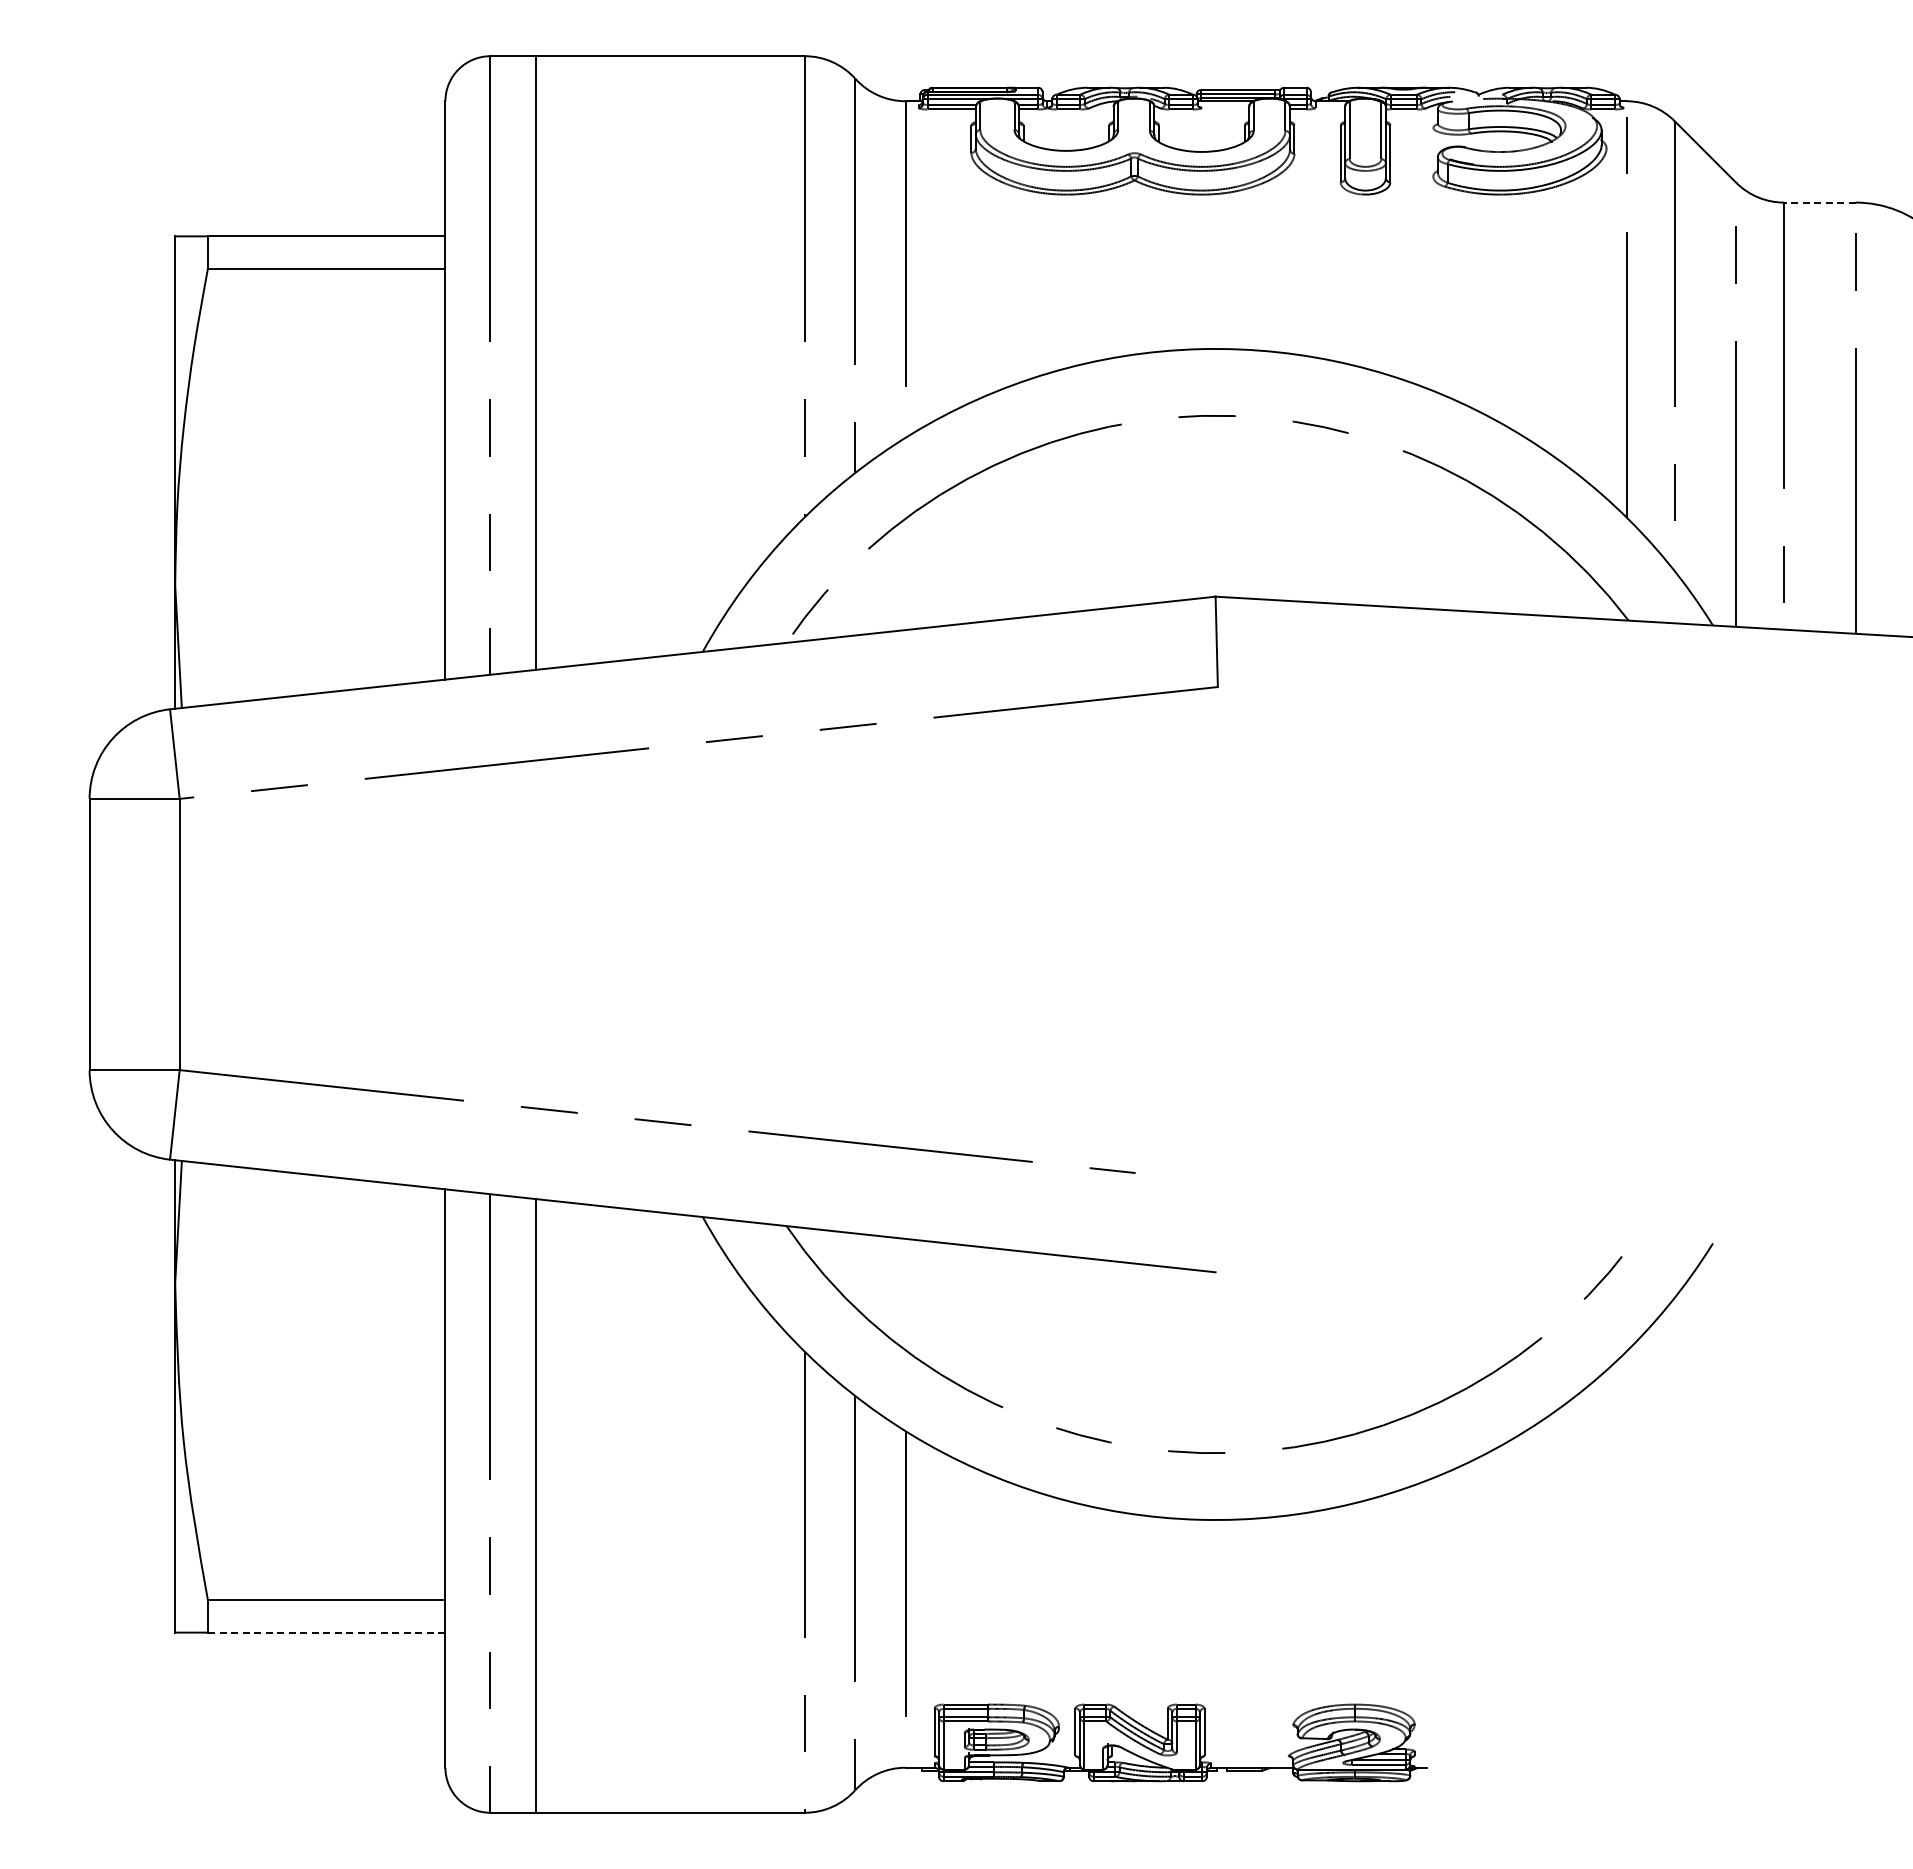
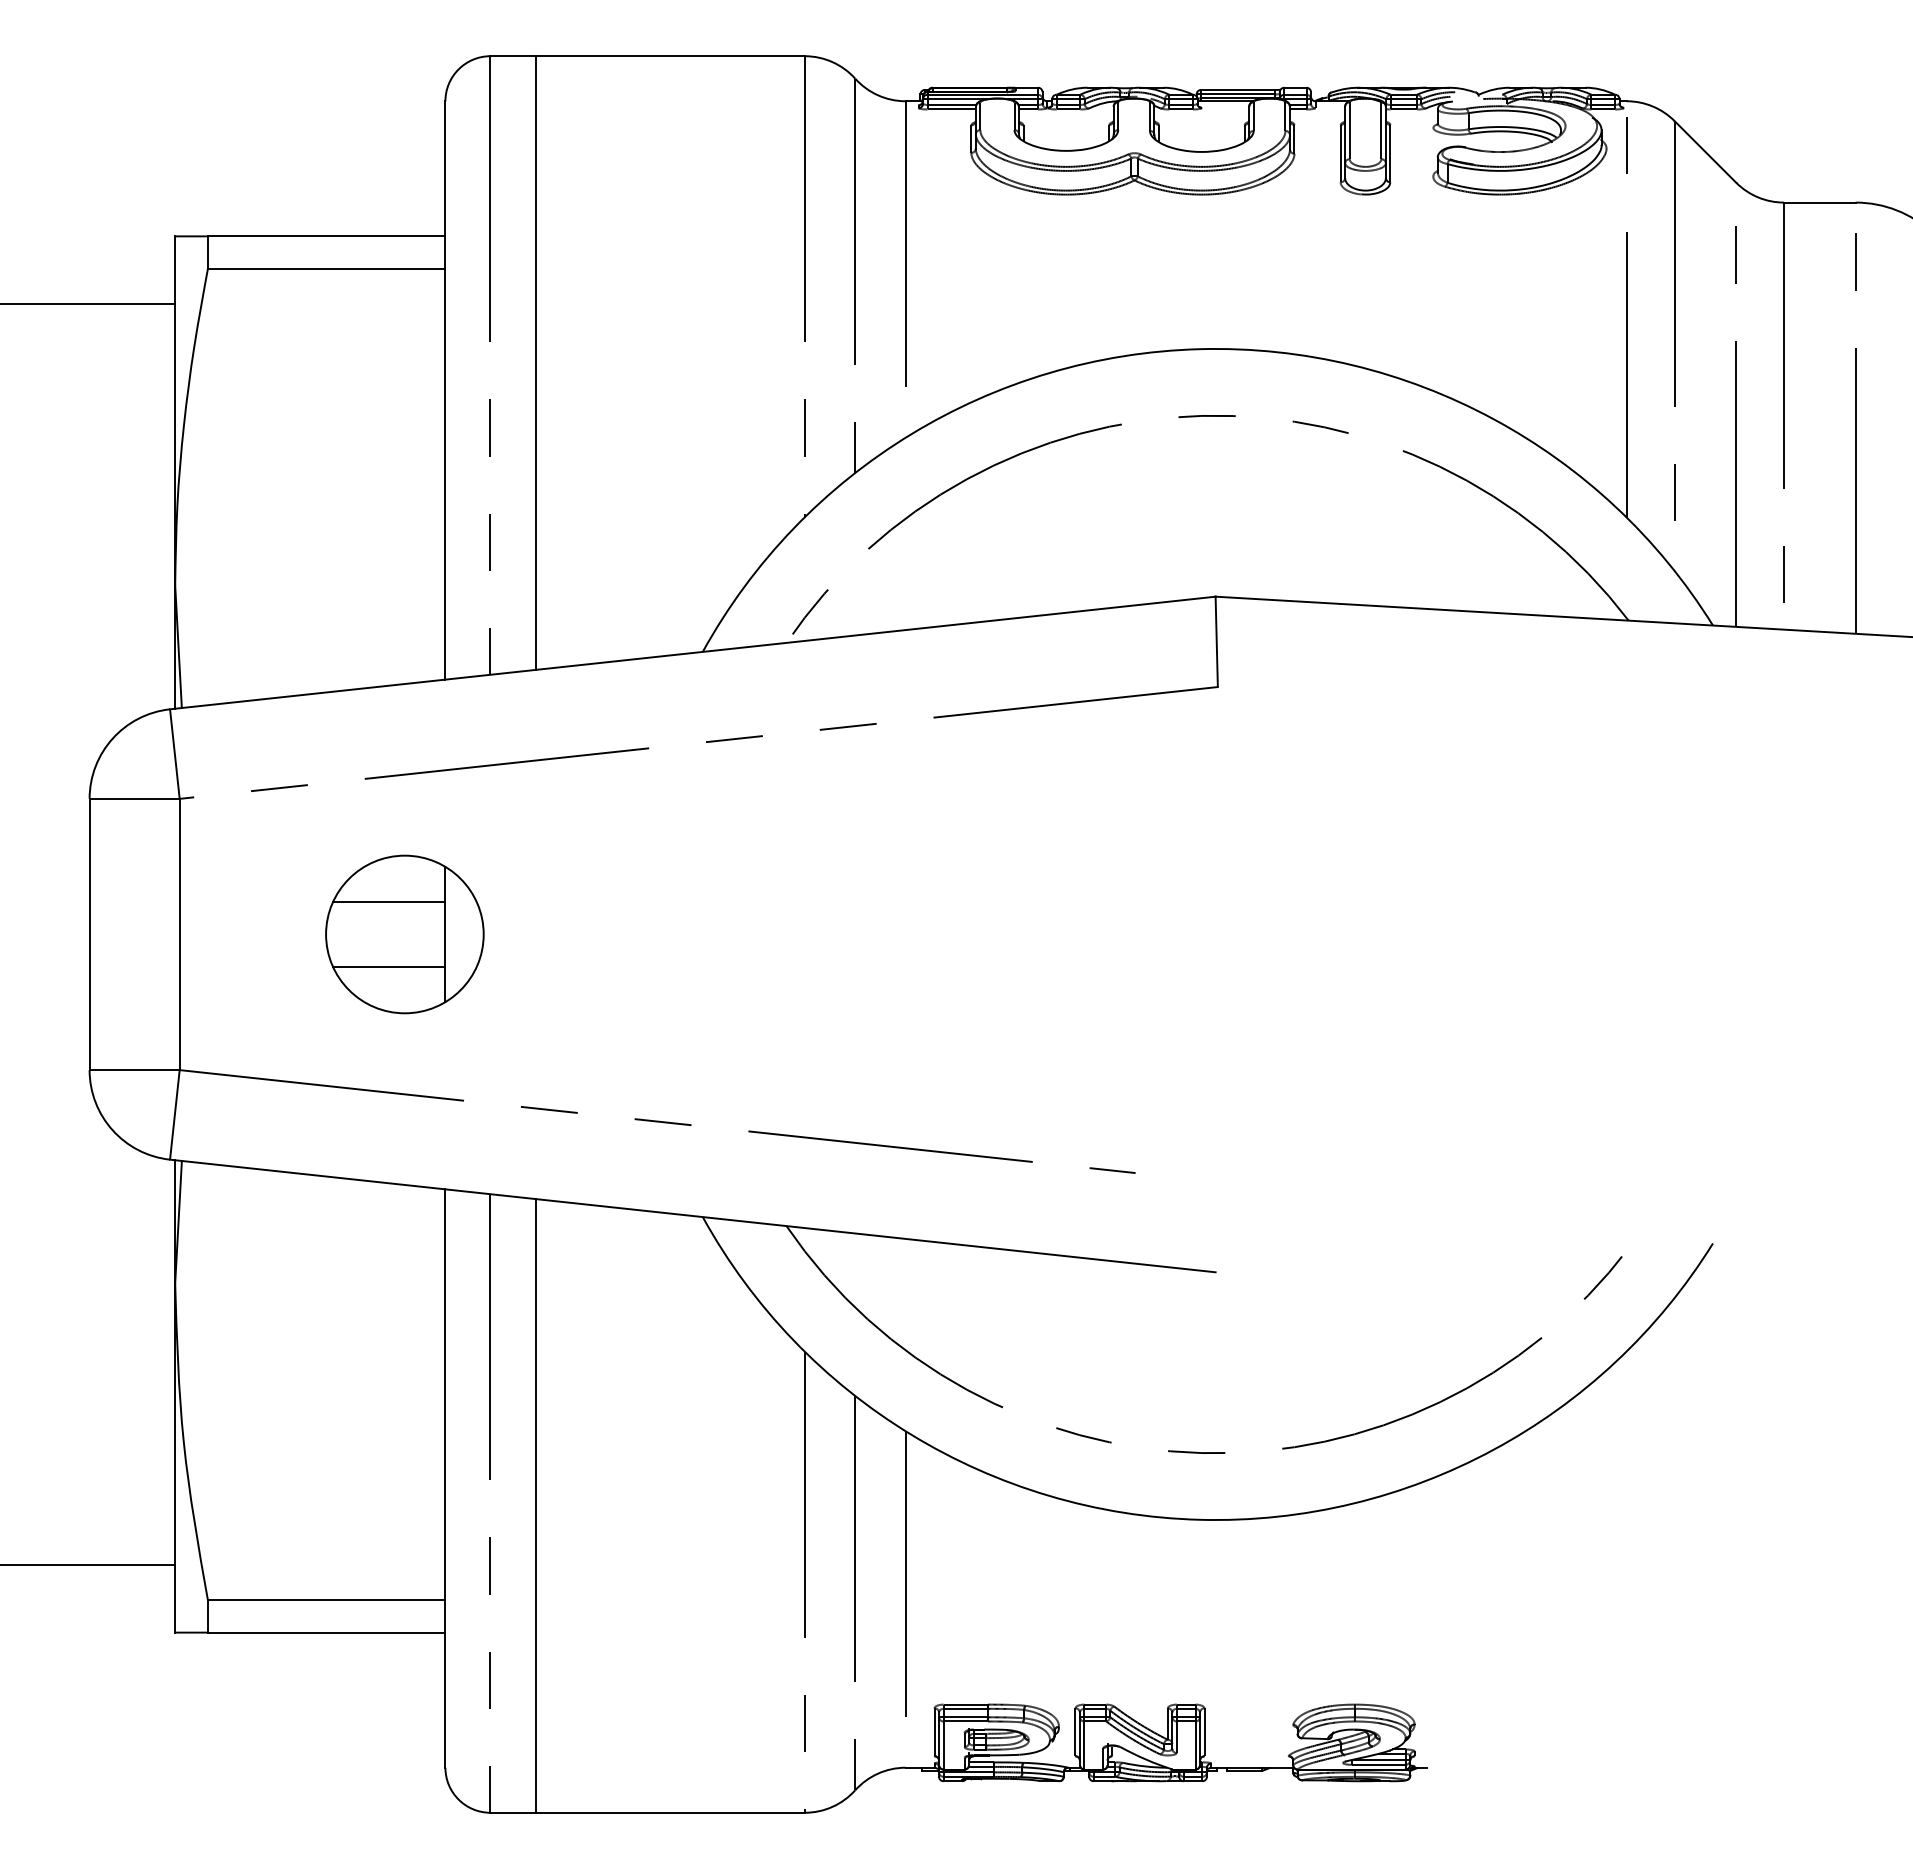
line: dashed -> solid (1819, 202)
line: none -> present (88, 303)
part: none -> present (404, 934)
line: none -> present (88, 1565)
line: dashed -> solid (326, 1632)
